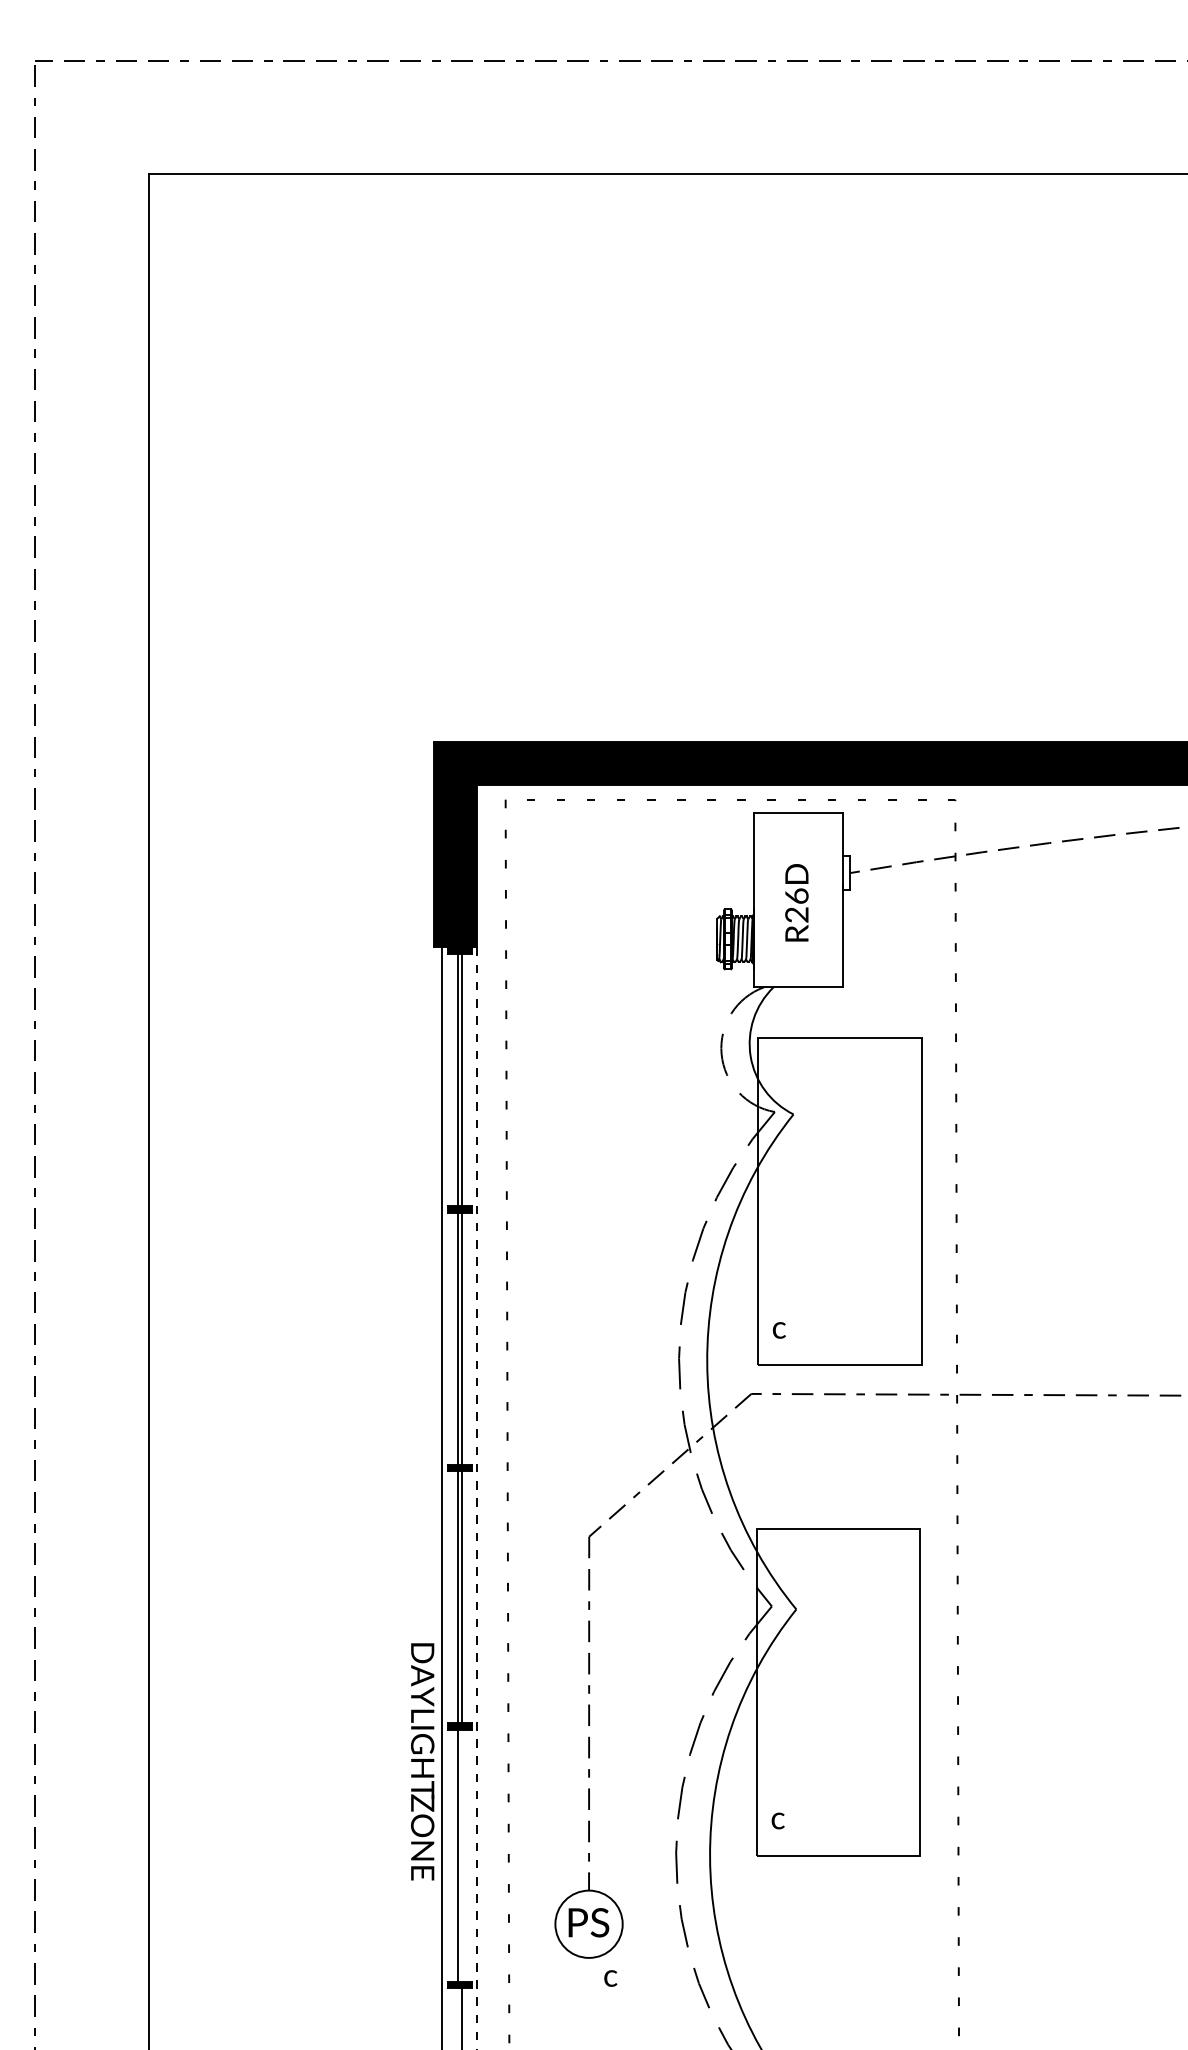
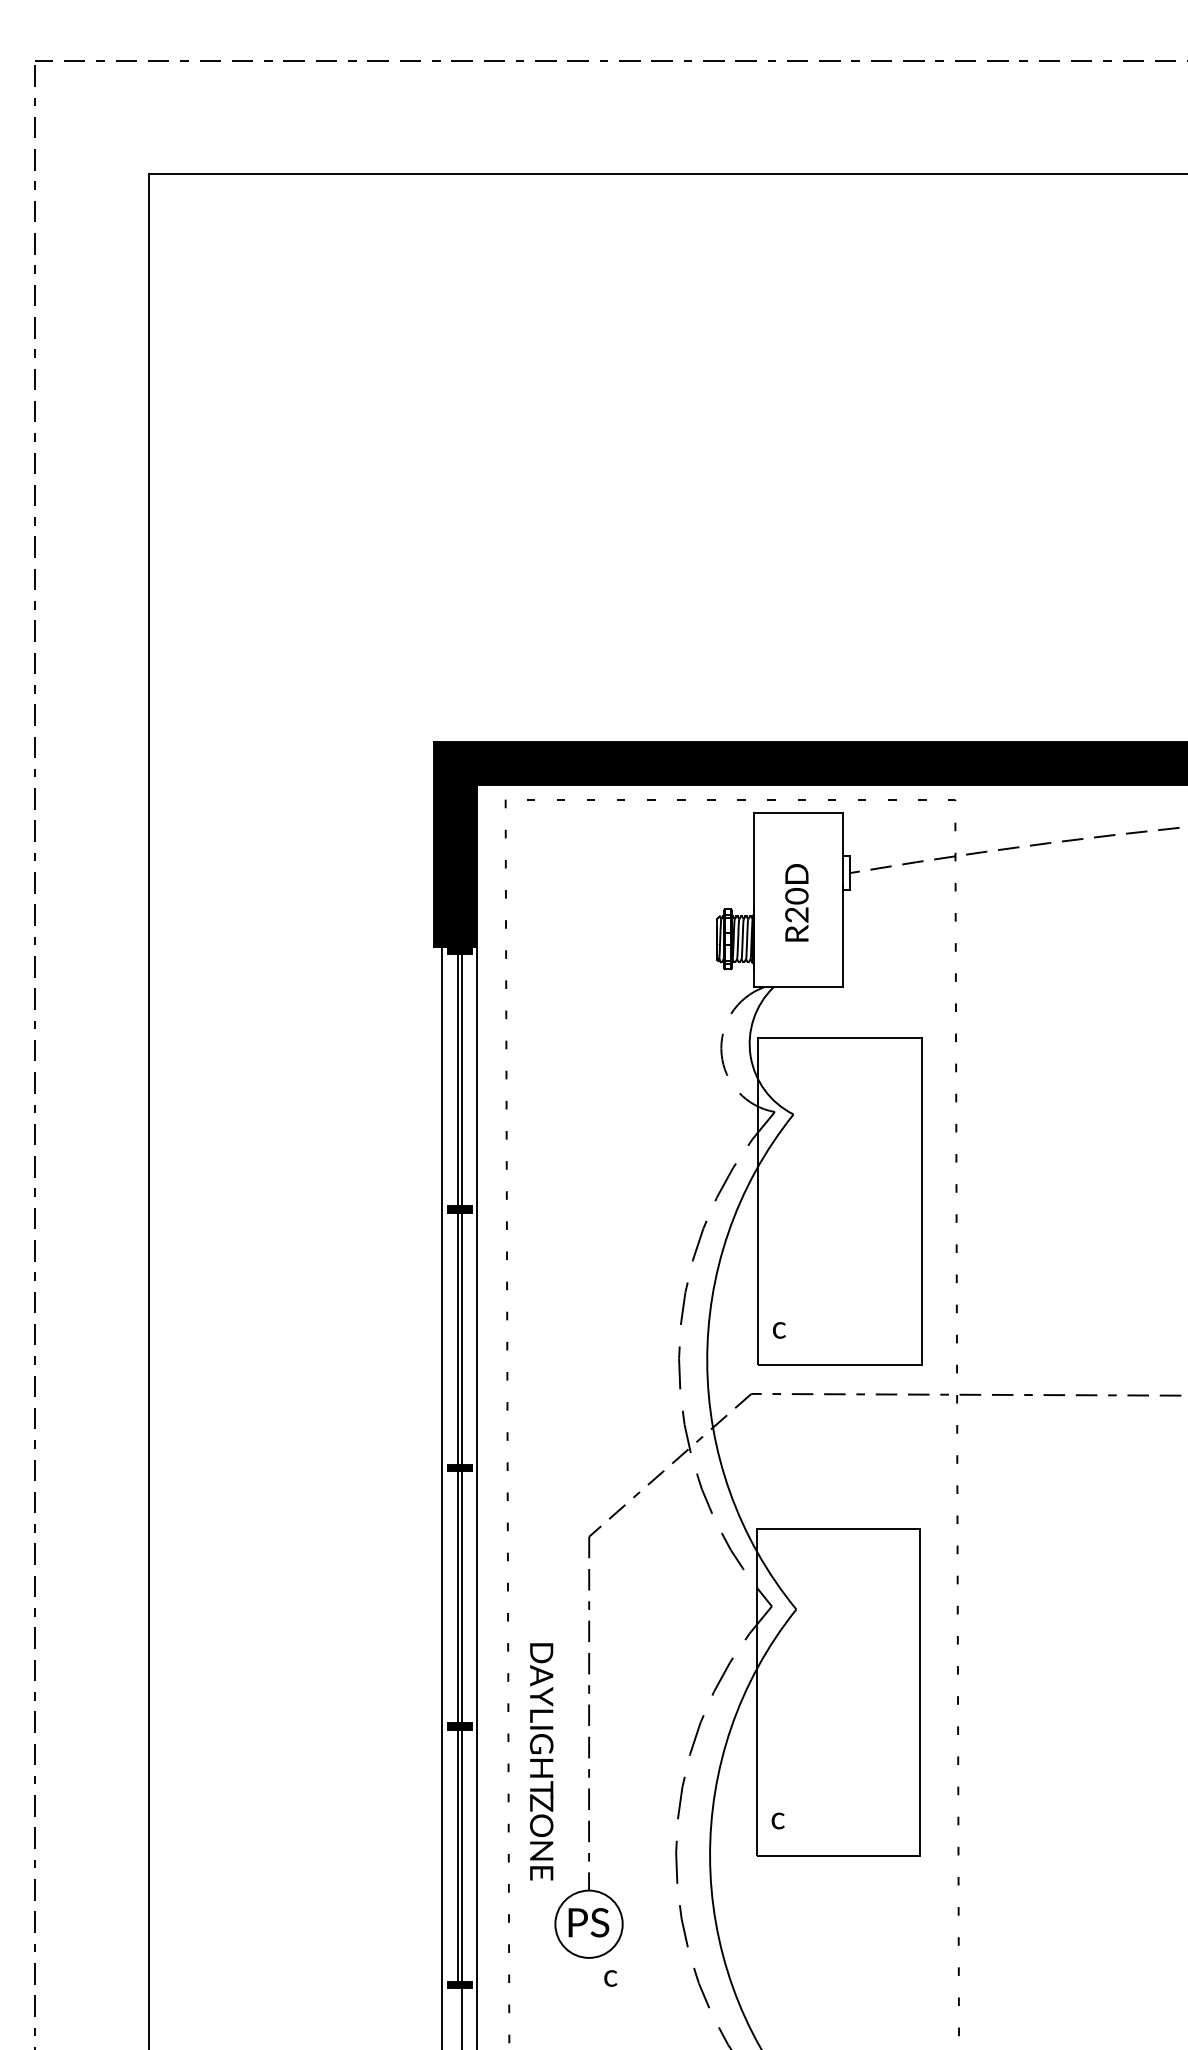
text: R26D -> R20D (796, 896)
line: dashed -> solid (477, 1499)
text position: (422, 1761) -> (541, 1761) (541, 1761)
line: none -> present (462, 1855)
